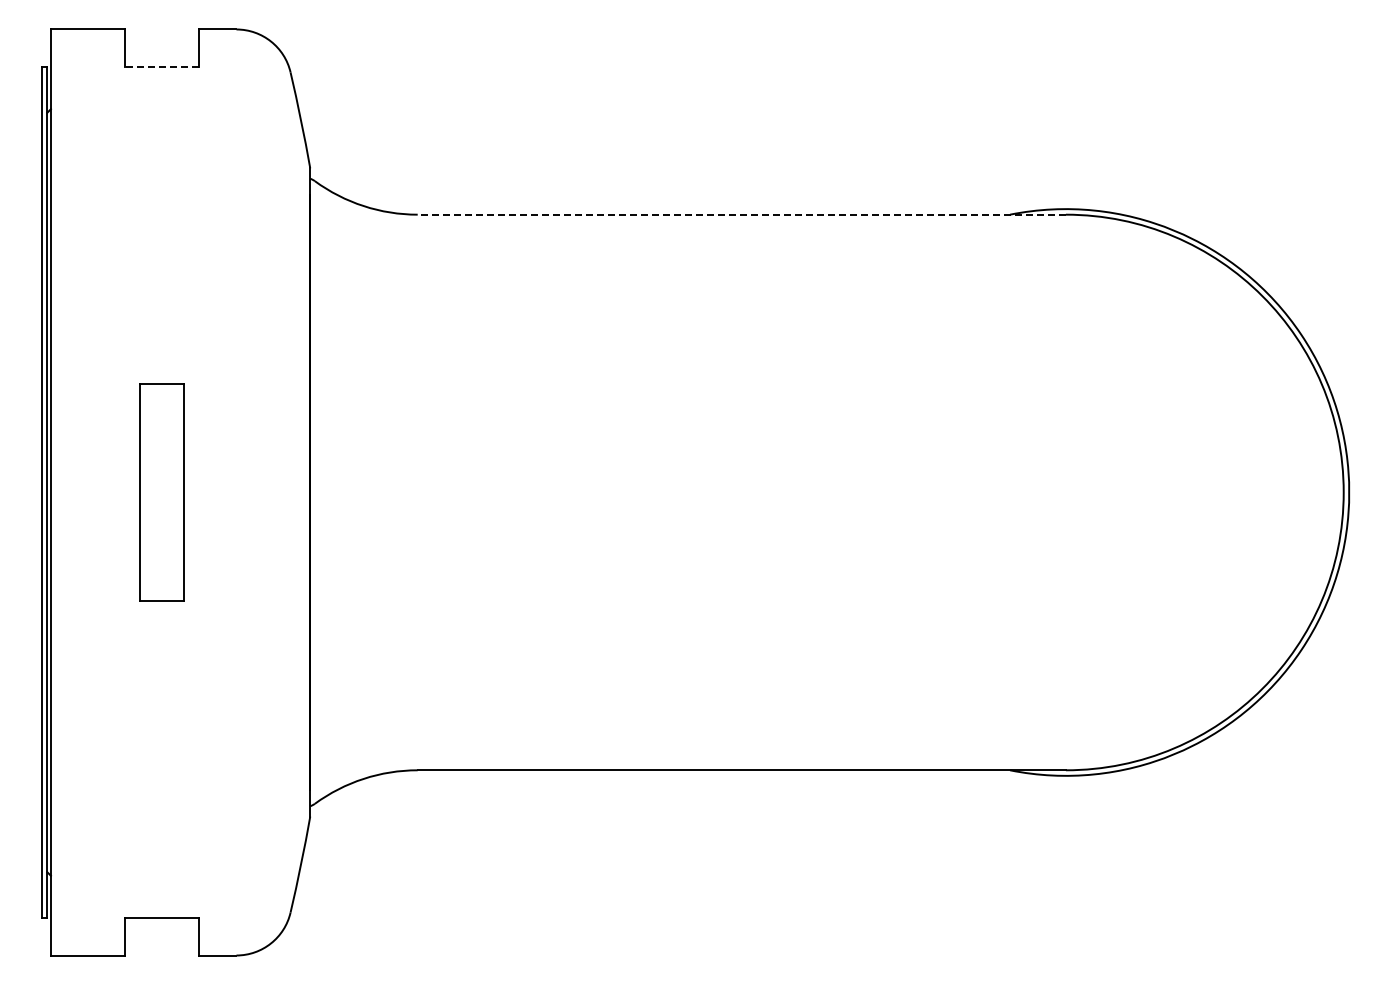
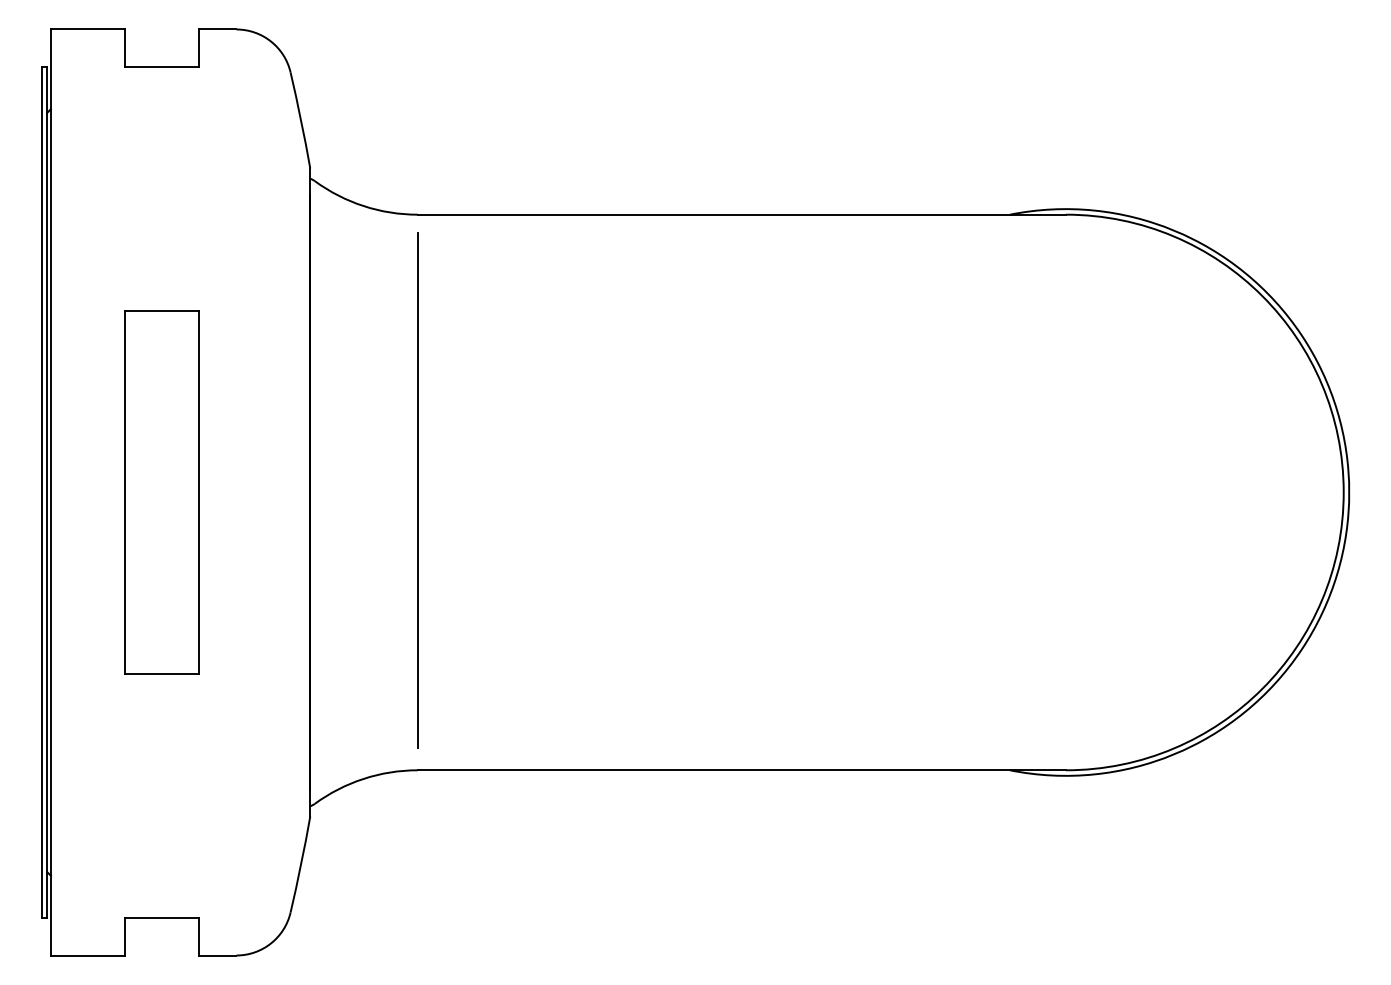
line: dashed -> solid (161, 66)
line: dashed -> solid (741, 214)
line: none -> present (417, 489)
part size: 46x219 px -> 76x365 px (161, 492)
